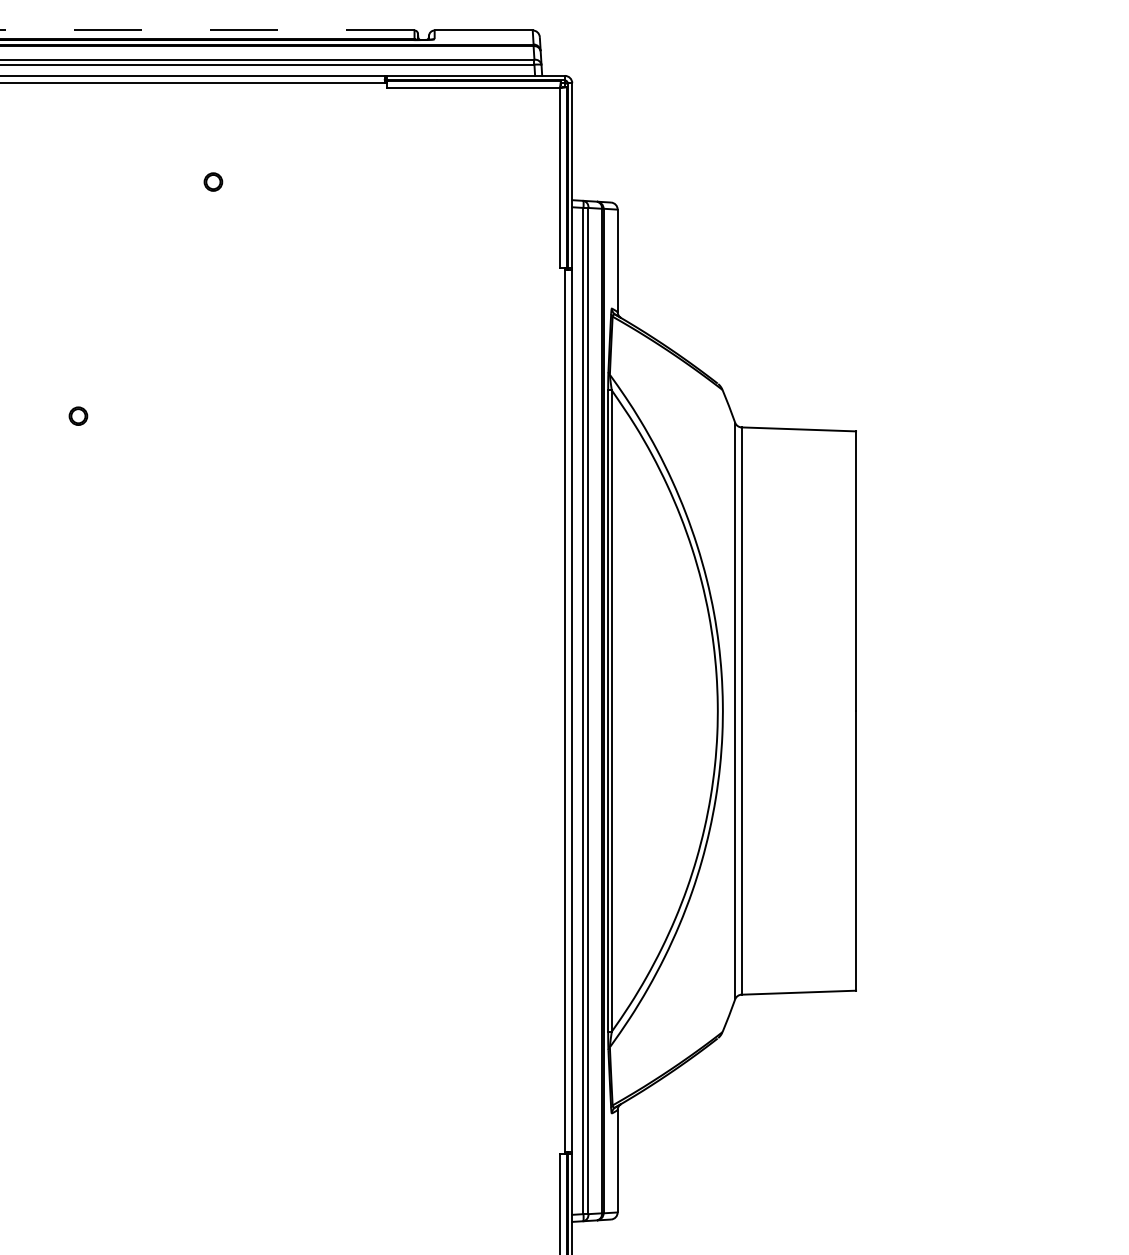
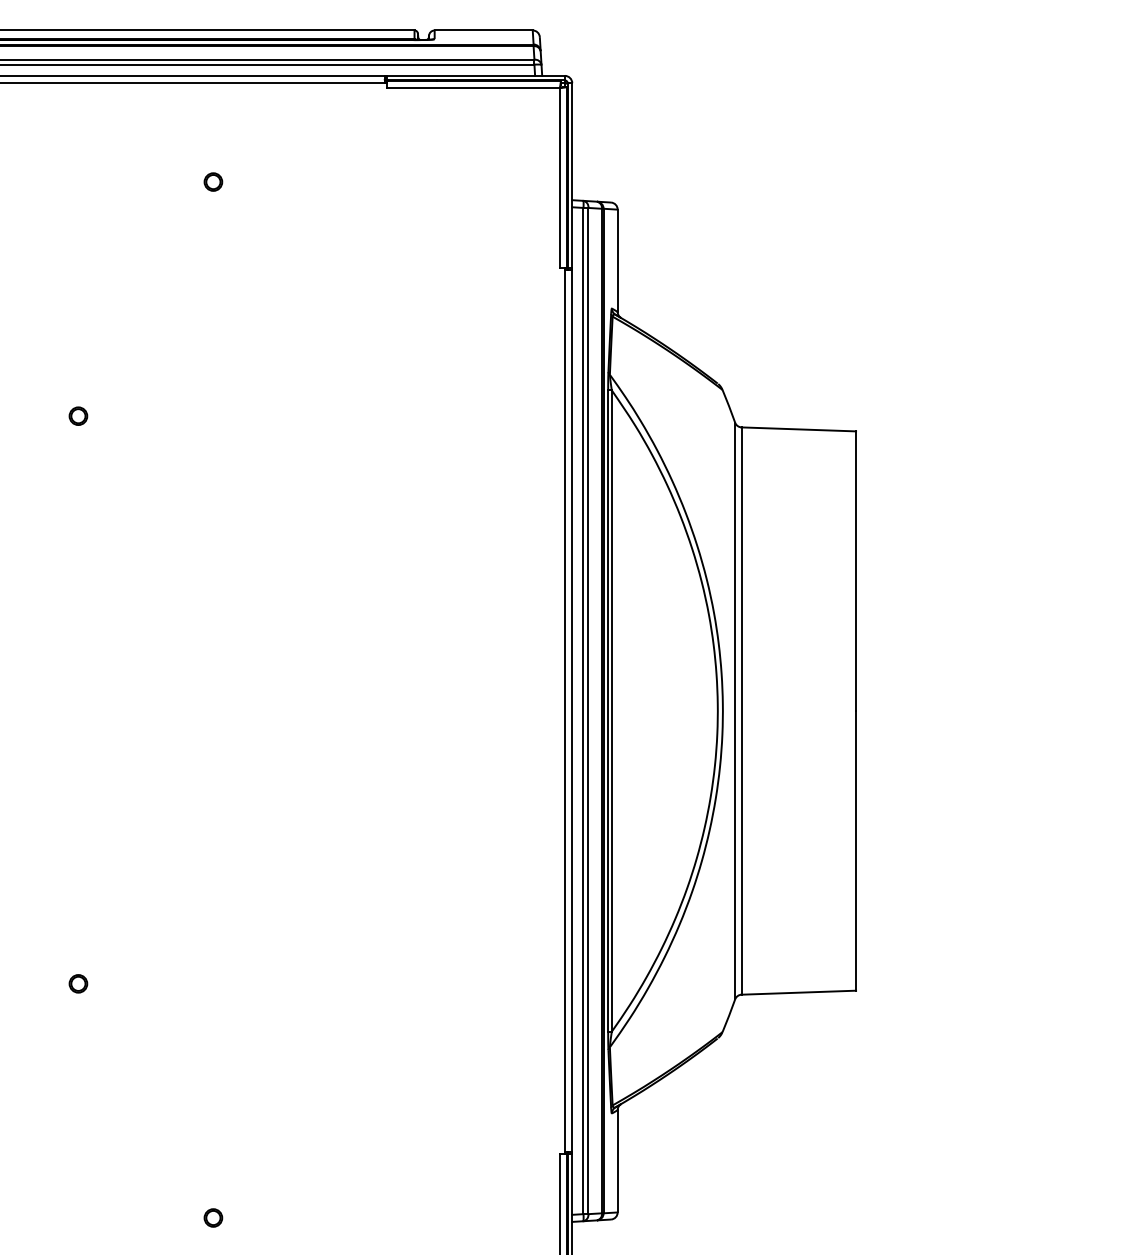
line: dashed -> solid (207, 30)
part: none -> present (78, 983)
part: none -> present (213, 1217)
